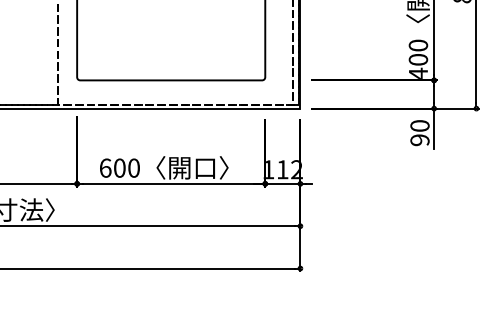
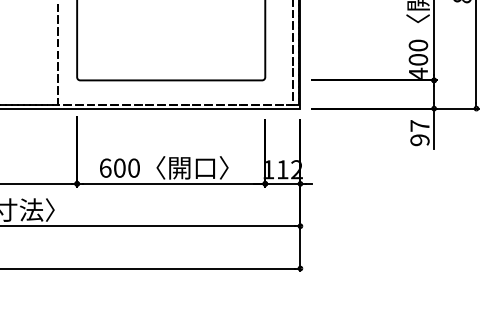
text: 90 -> 97 (419, 125)
